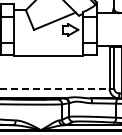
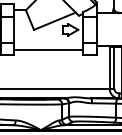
line position: (48, 55) -> (48, 49) (48, 49)
line: dashed -> solid (57, 88)
